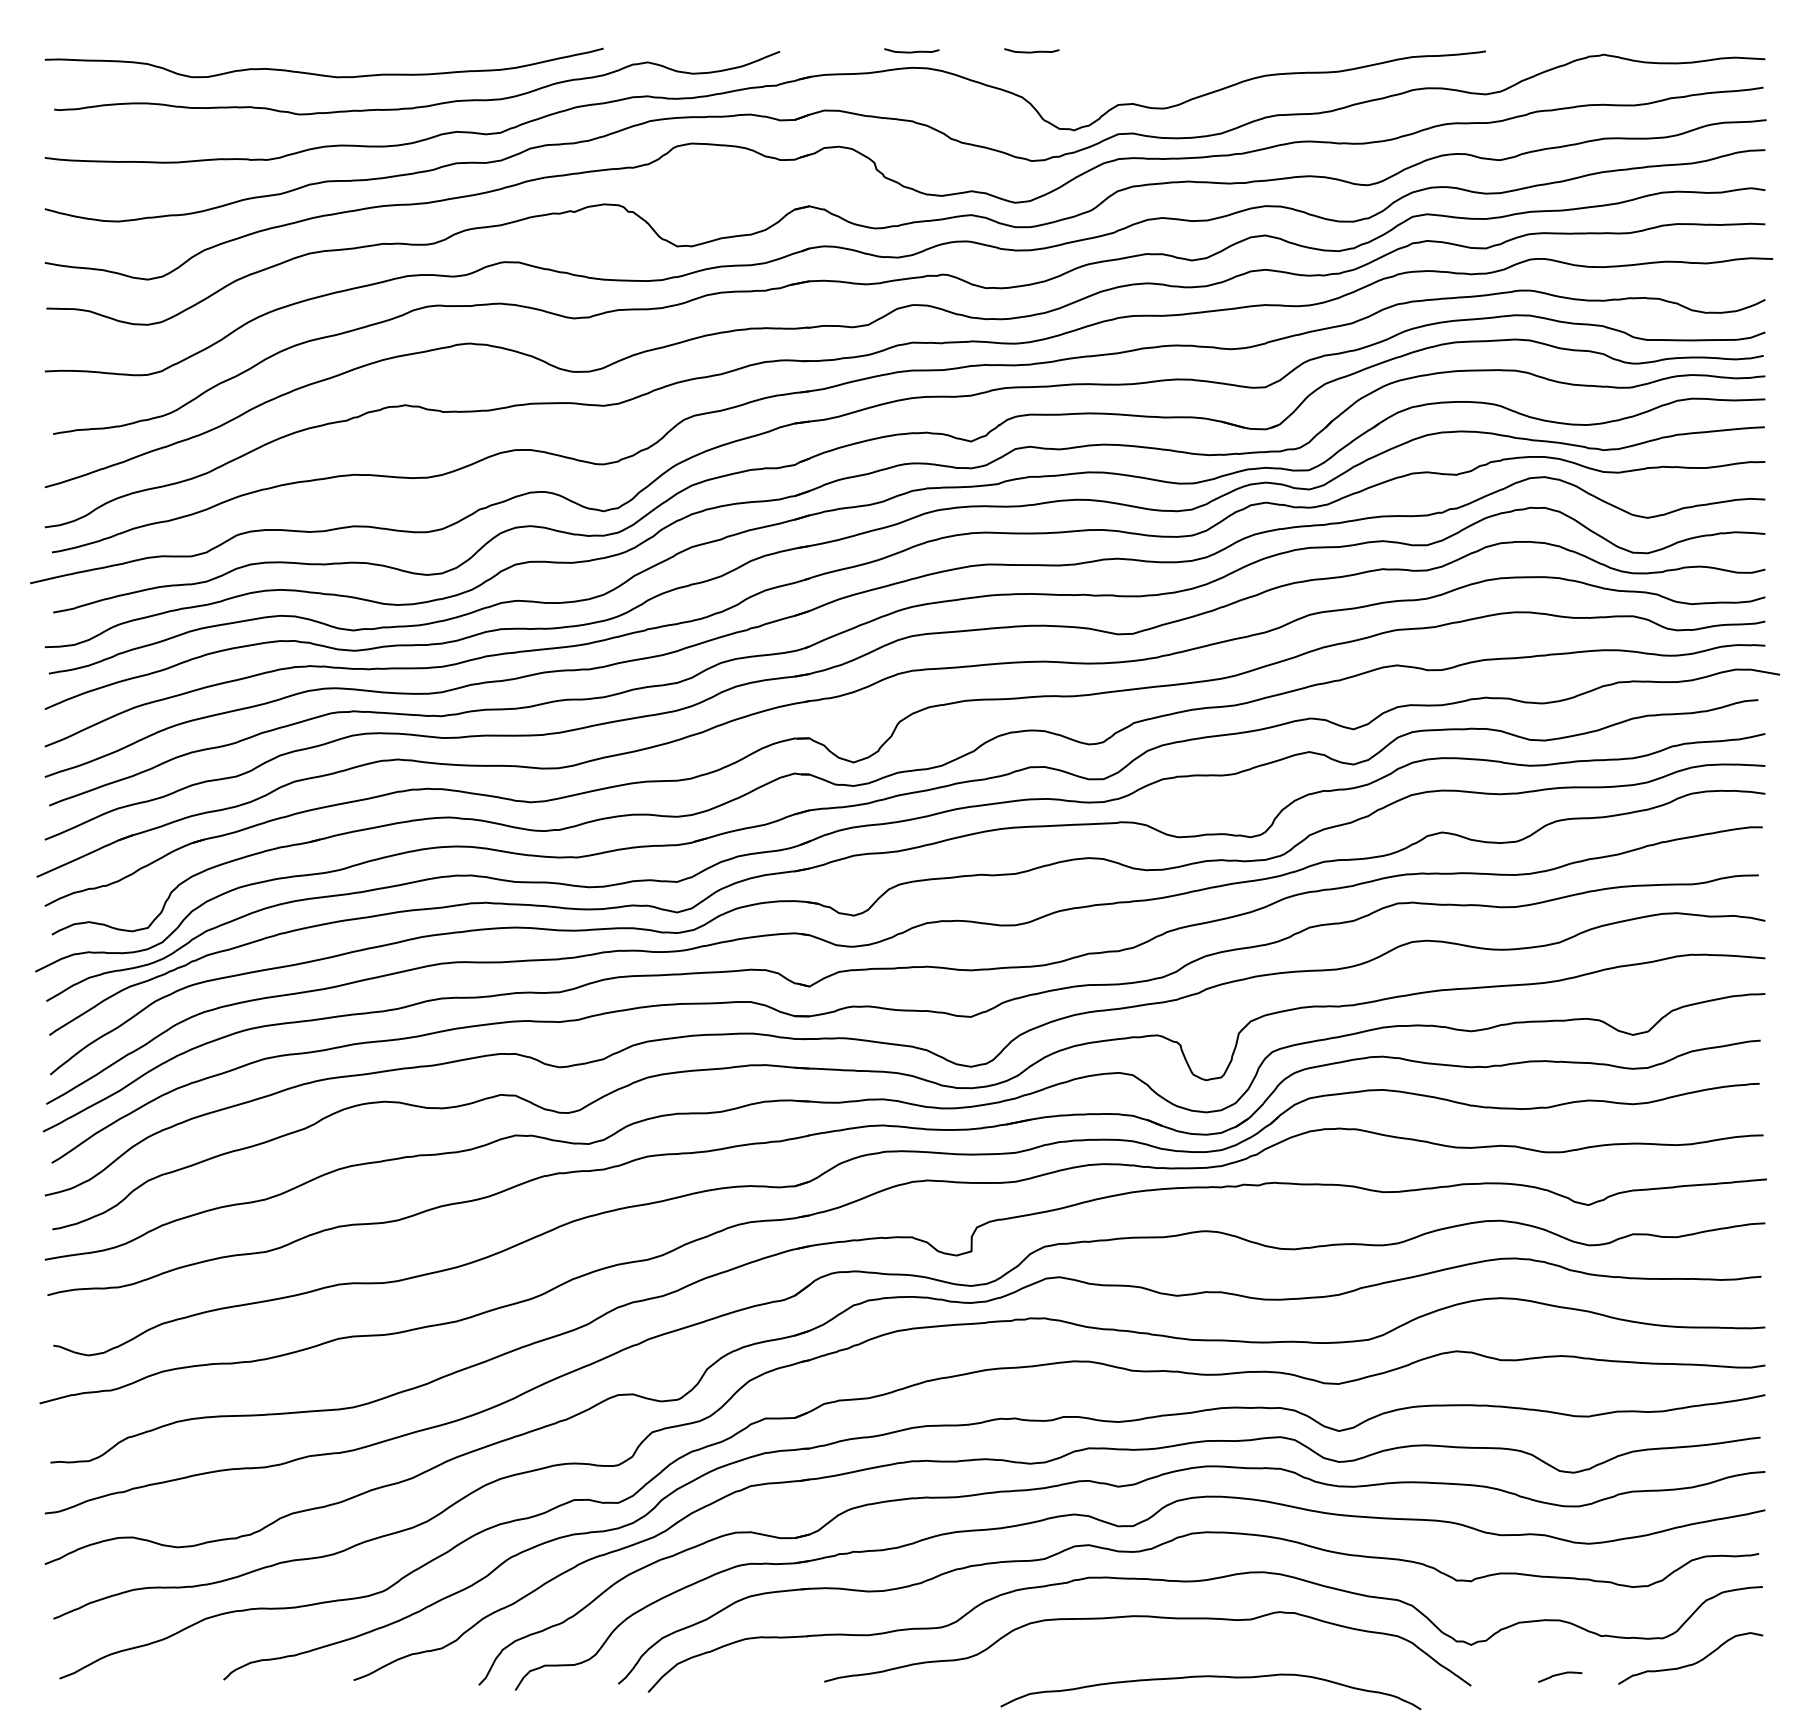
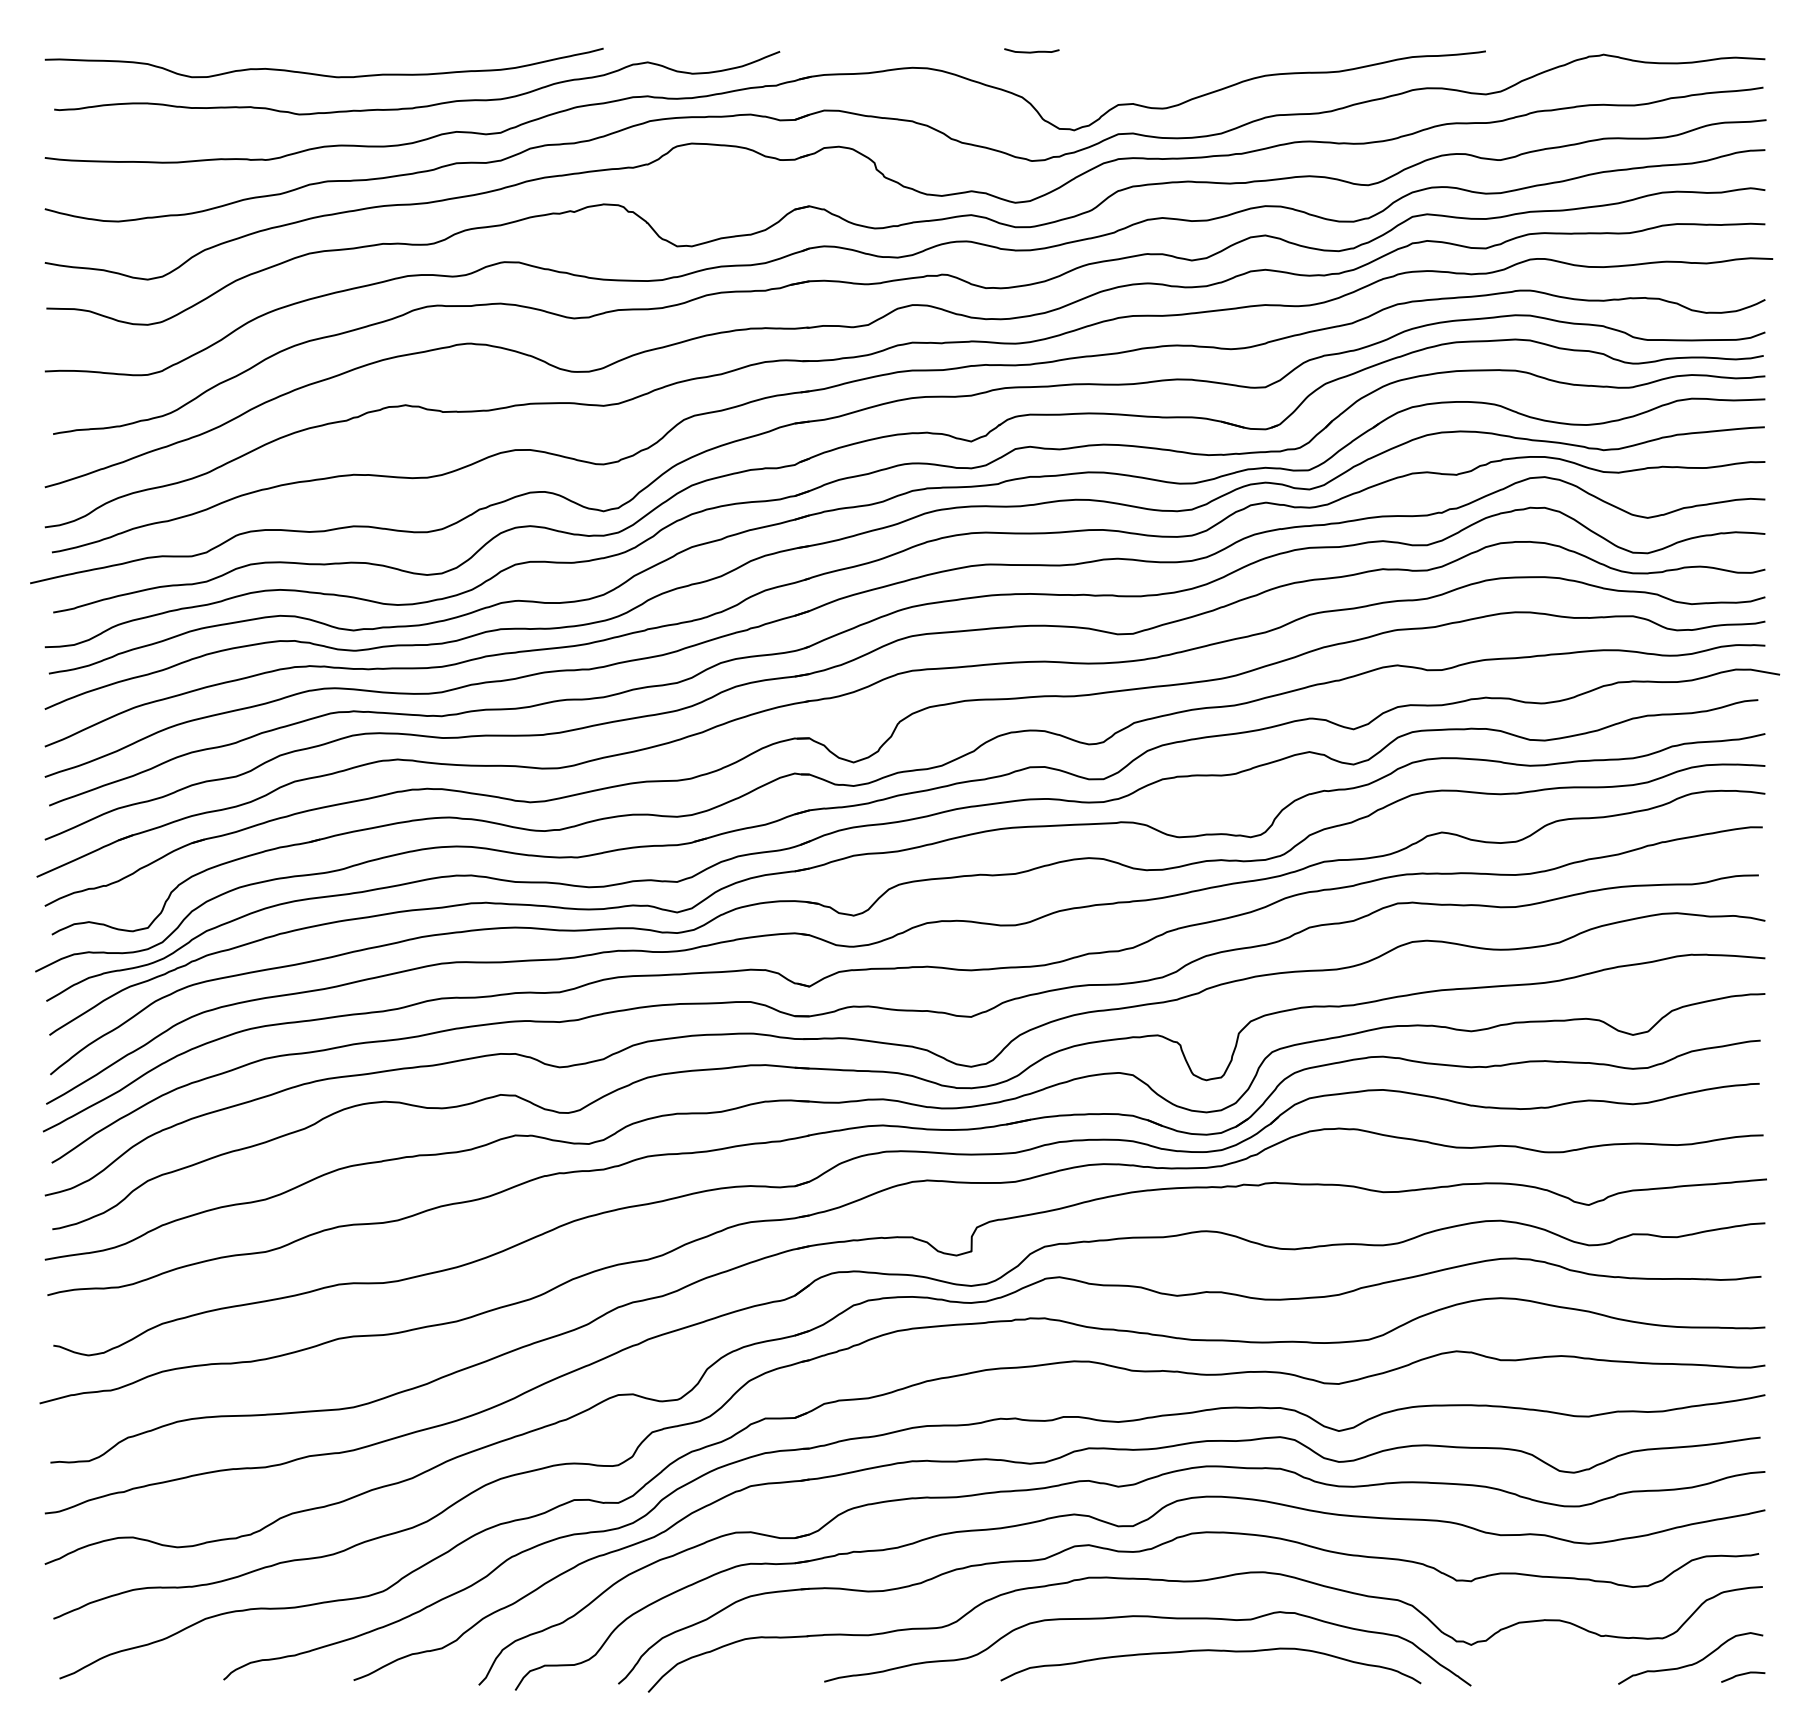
curve: present -> none (911, 51)
curve position: (1560, 1675) -> (1743, 1675) (1743, 1675)
curve position: (1210, 1677) -> (1210, 1651) (1210, 1651)
